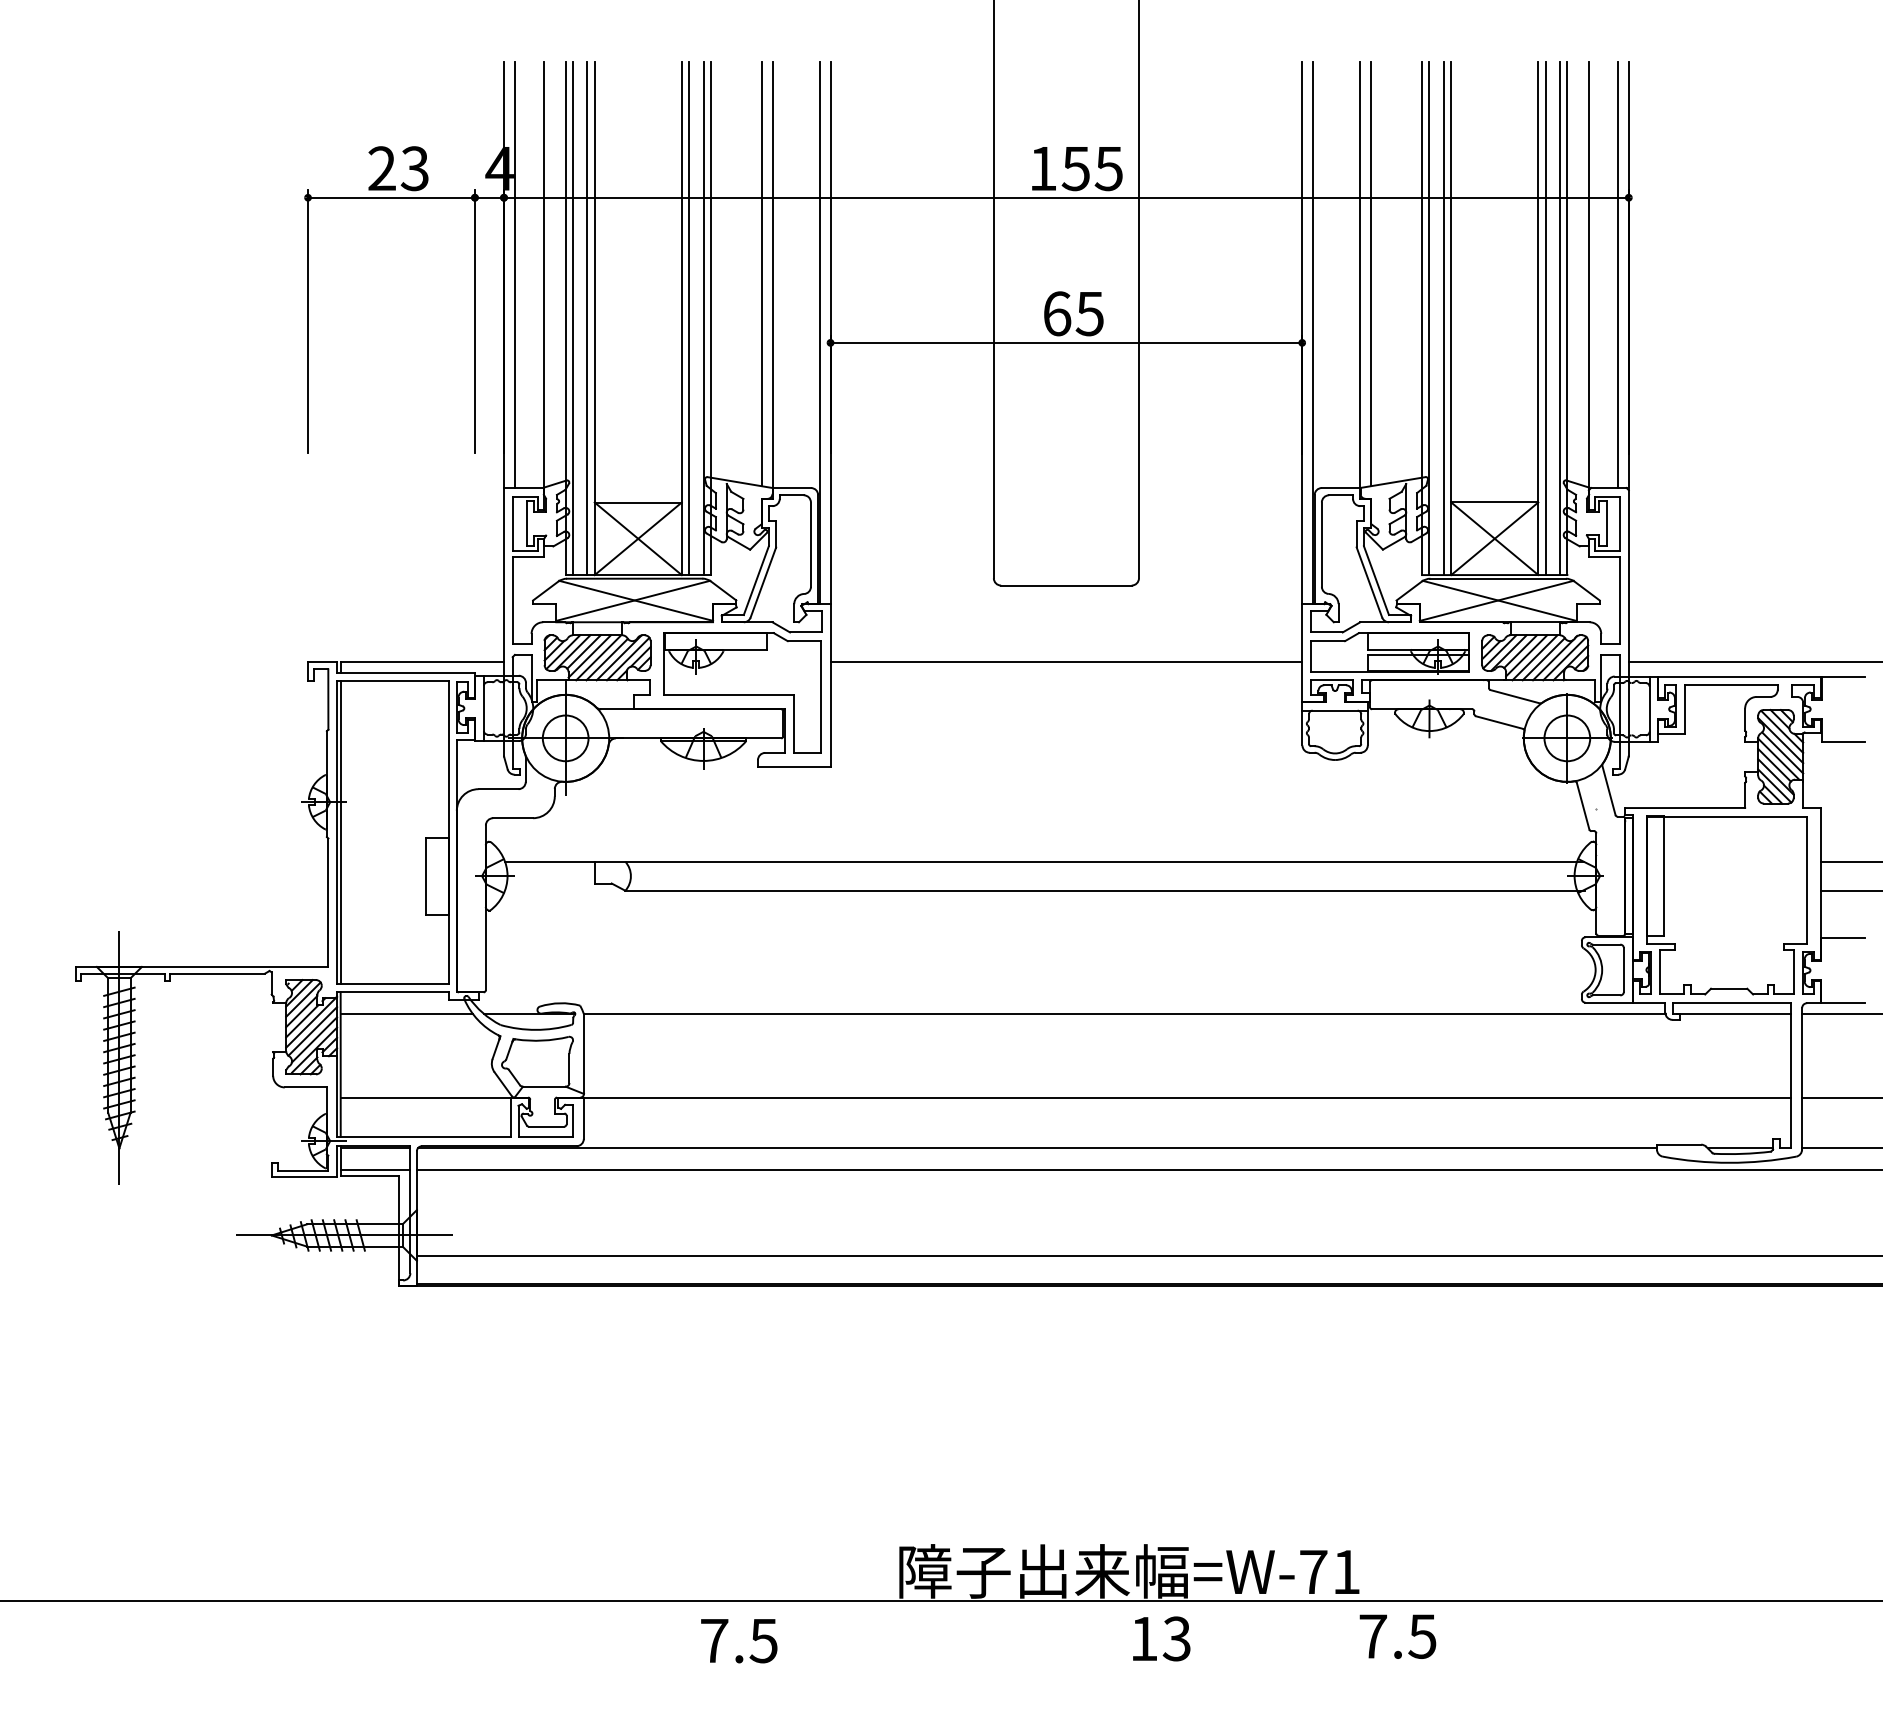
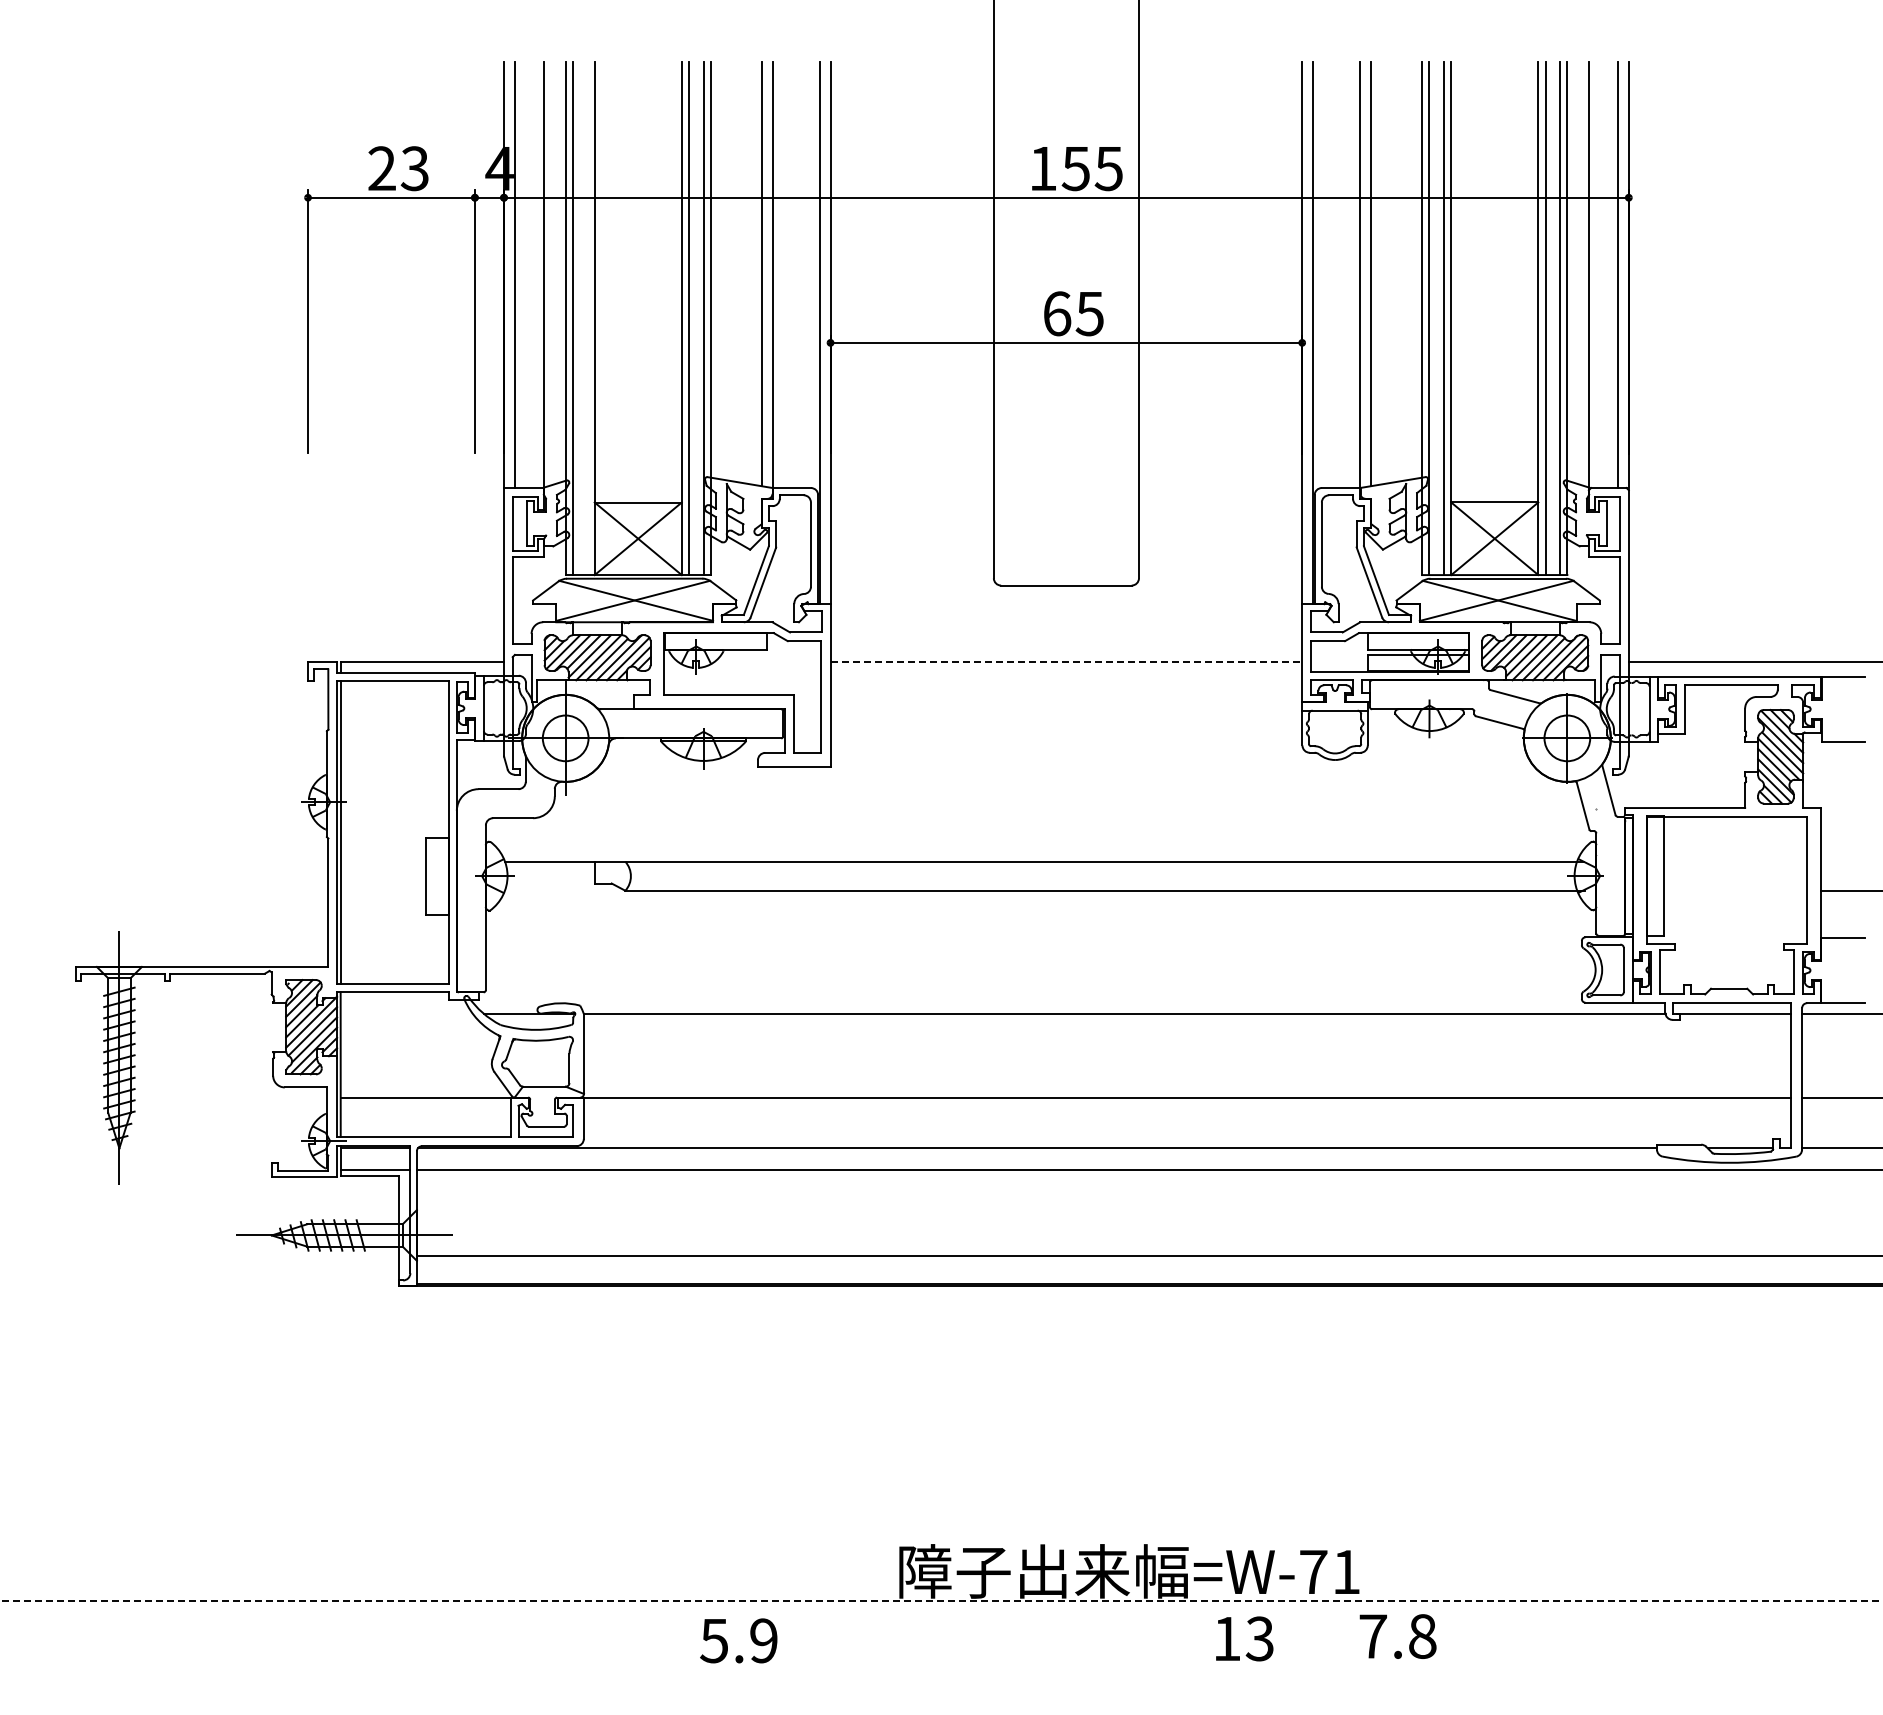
line: present -> none (587, 318)
line: solid -> dashed (1066, 662)
line: present -> none (1850, 861)
line: present -> none (406, 1014)
line: solid -> dashed (941, 1601)
text: 7.5 -> 7.8 (1422, 1636)
text position: (1161, 1638) -> (1244, 1638) (1244, 1638)
text: 7.5 -> 5.9 (738, 1640)
